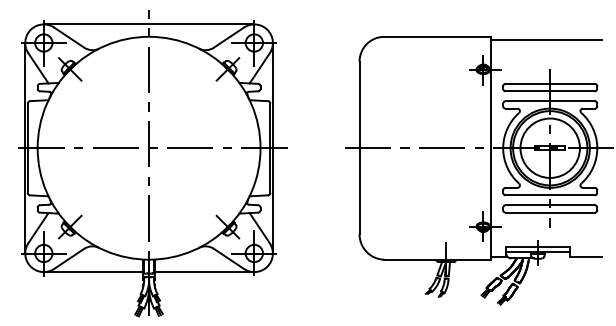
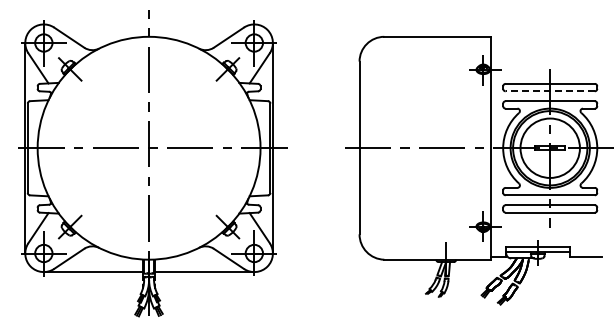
line: present -> none (148, 24)
line: present -> none (546, 39)
line: solid -> dashed (550, 91)
